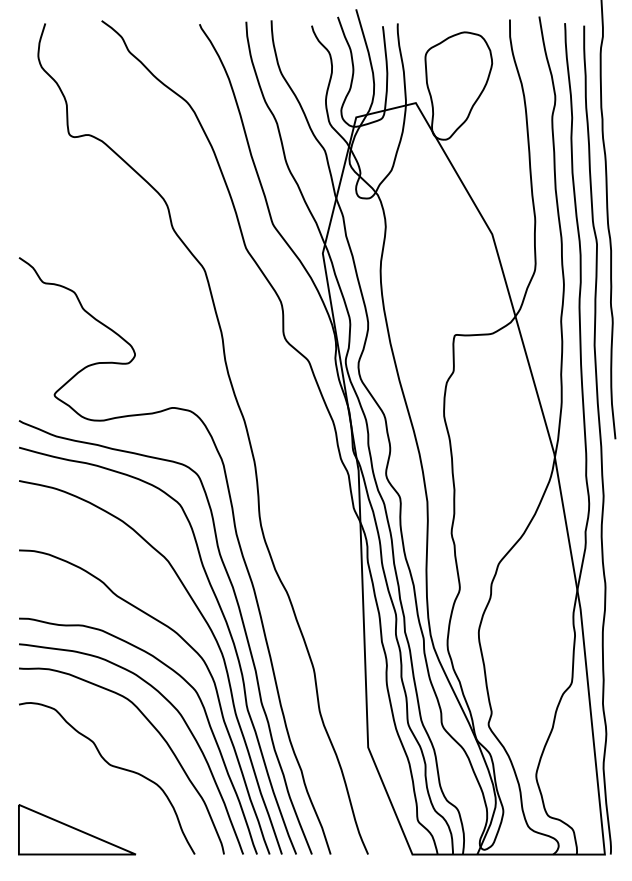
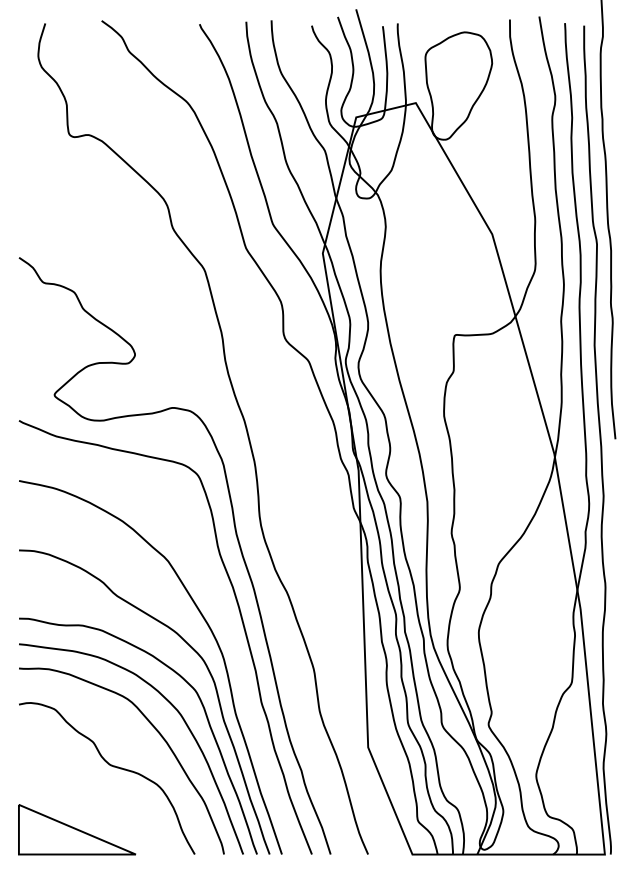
curve: present -> none (225, 623)
